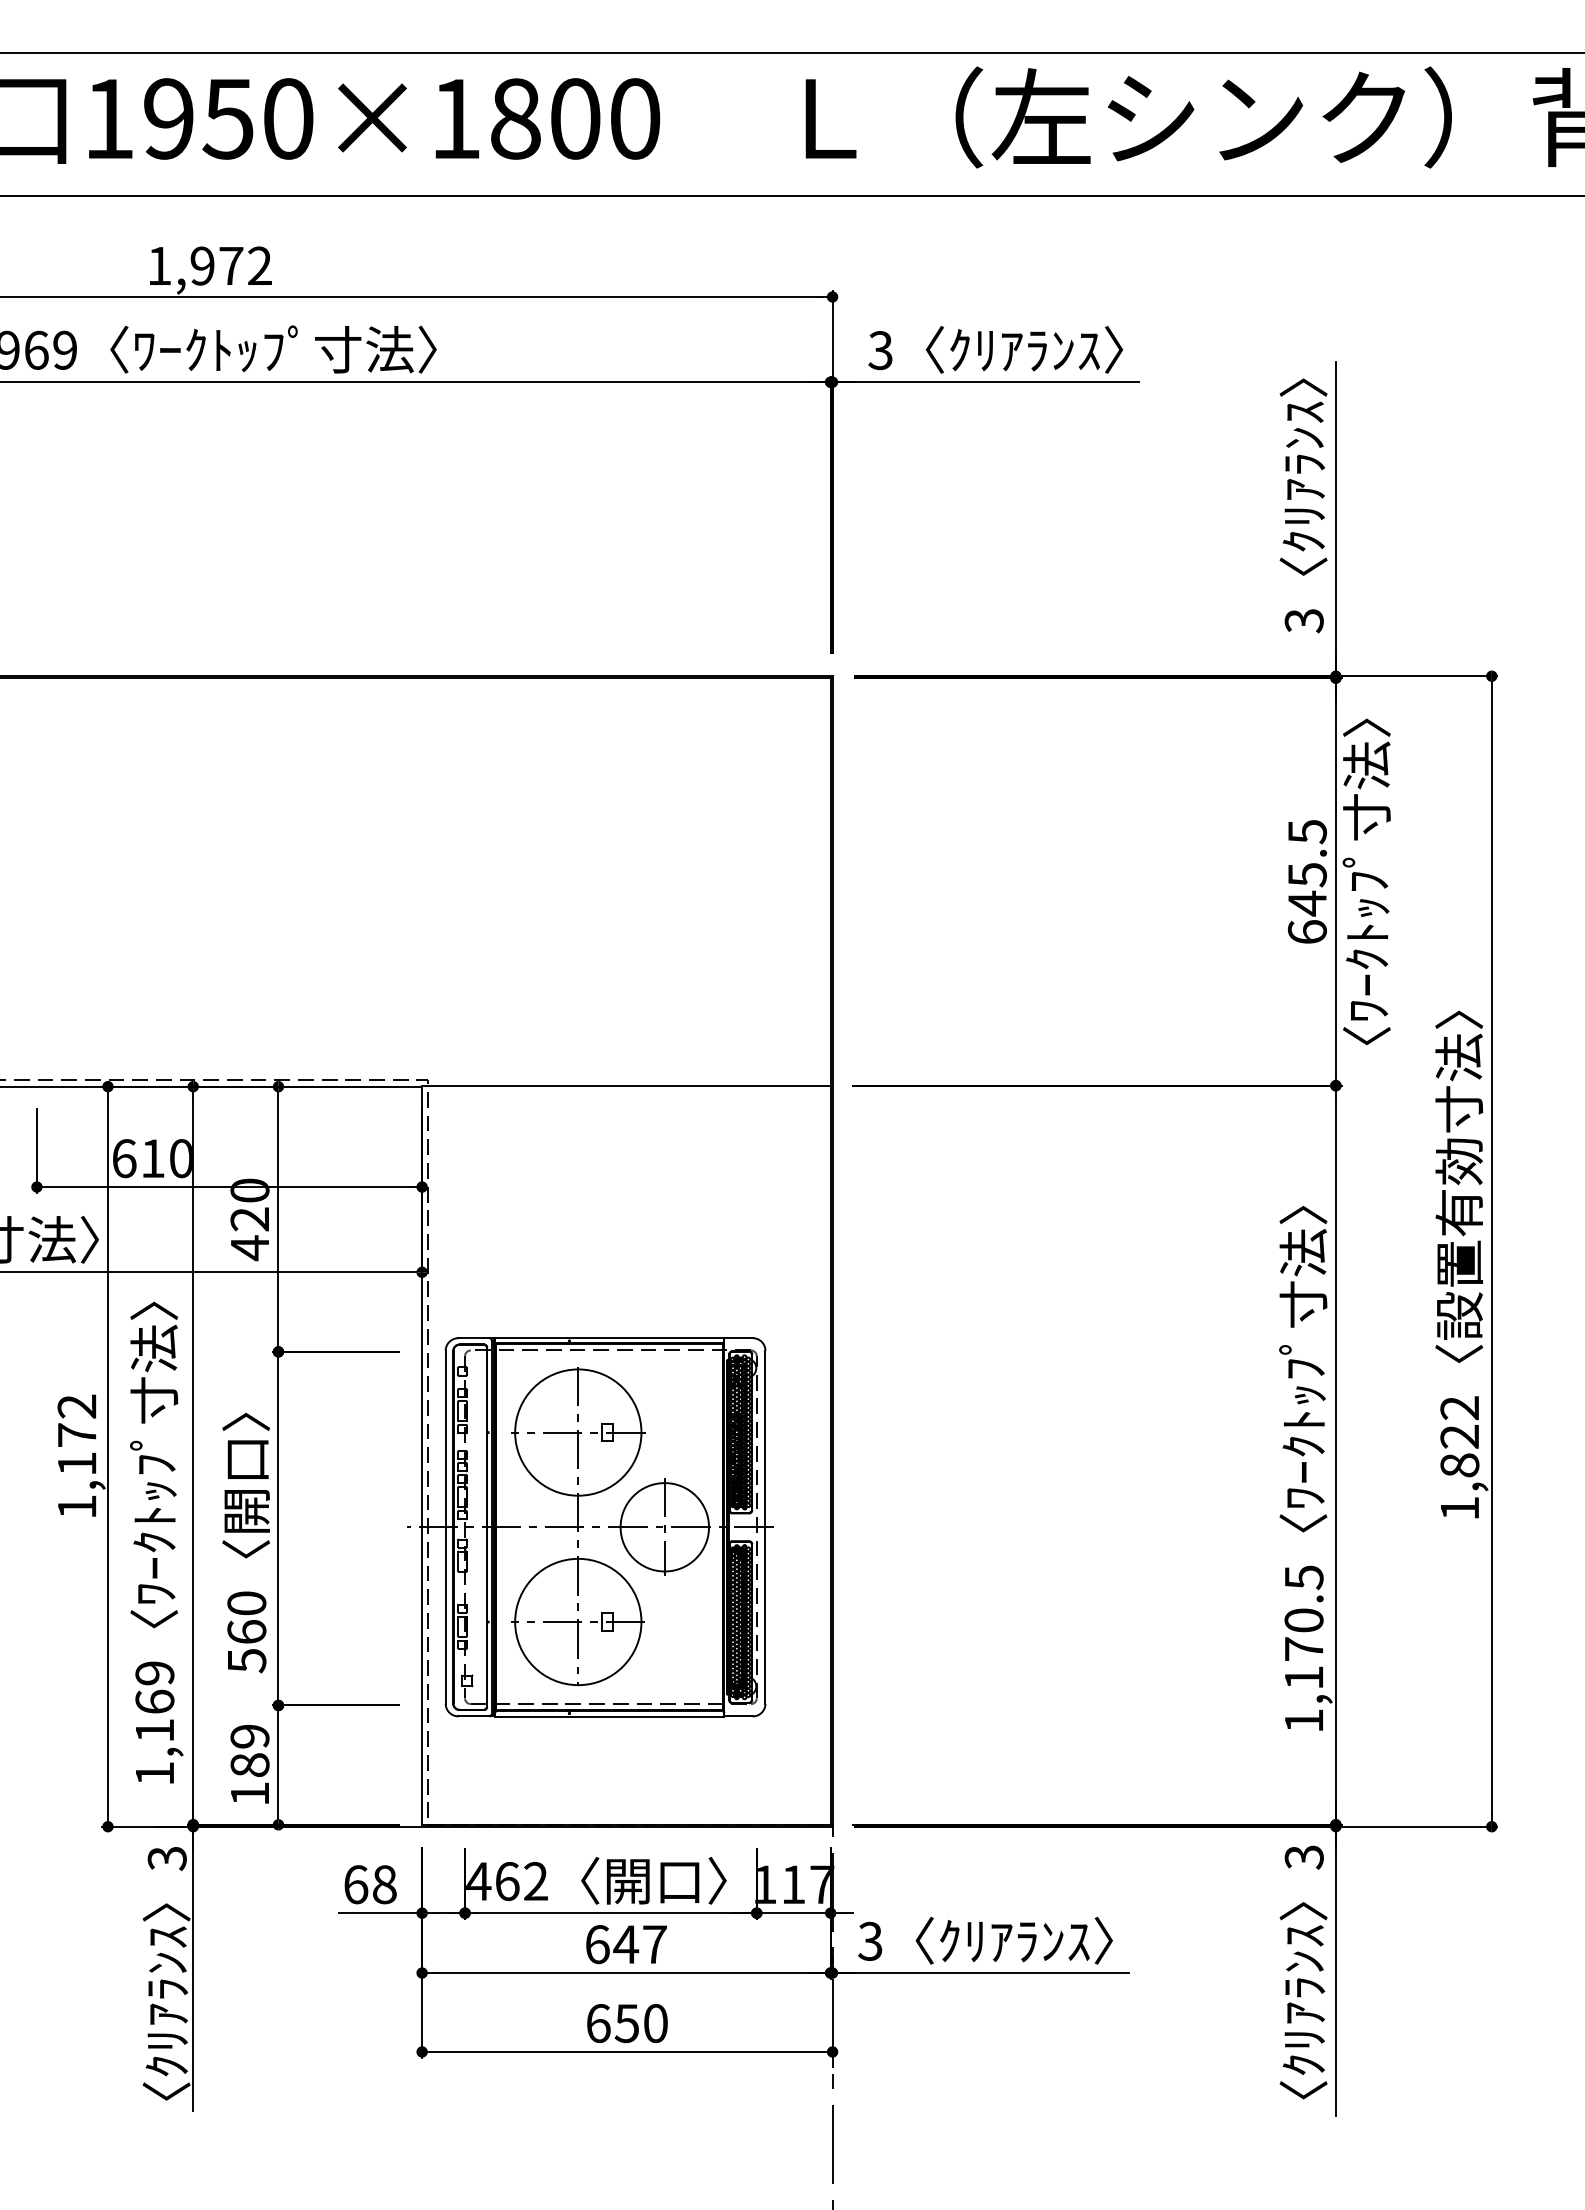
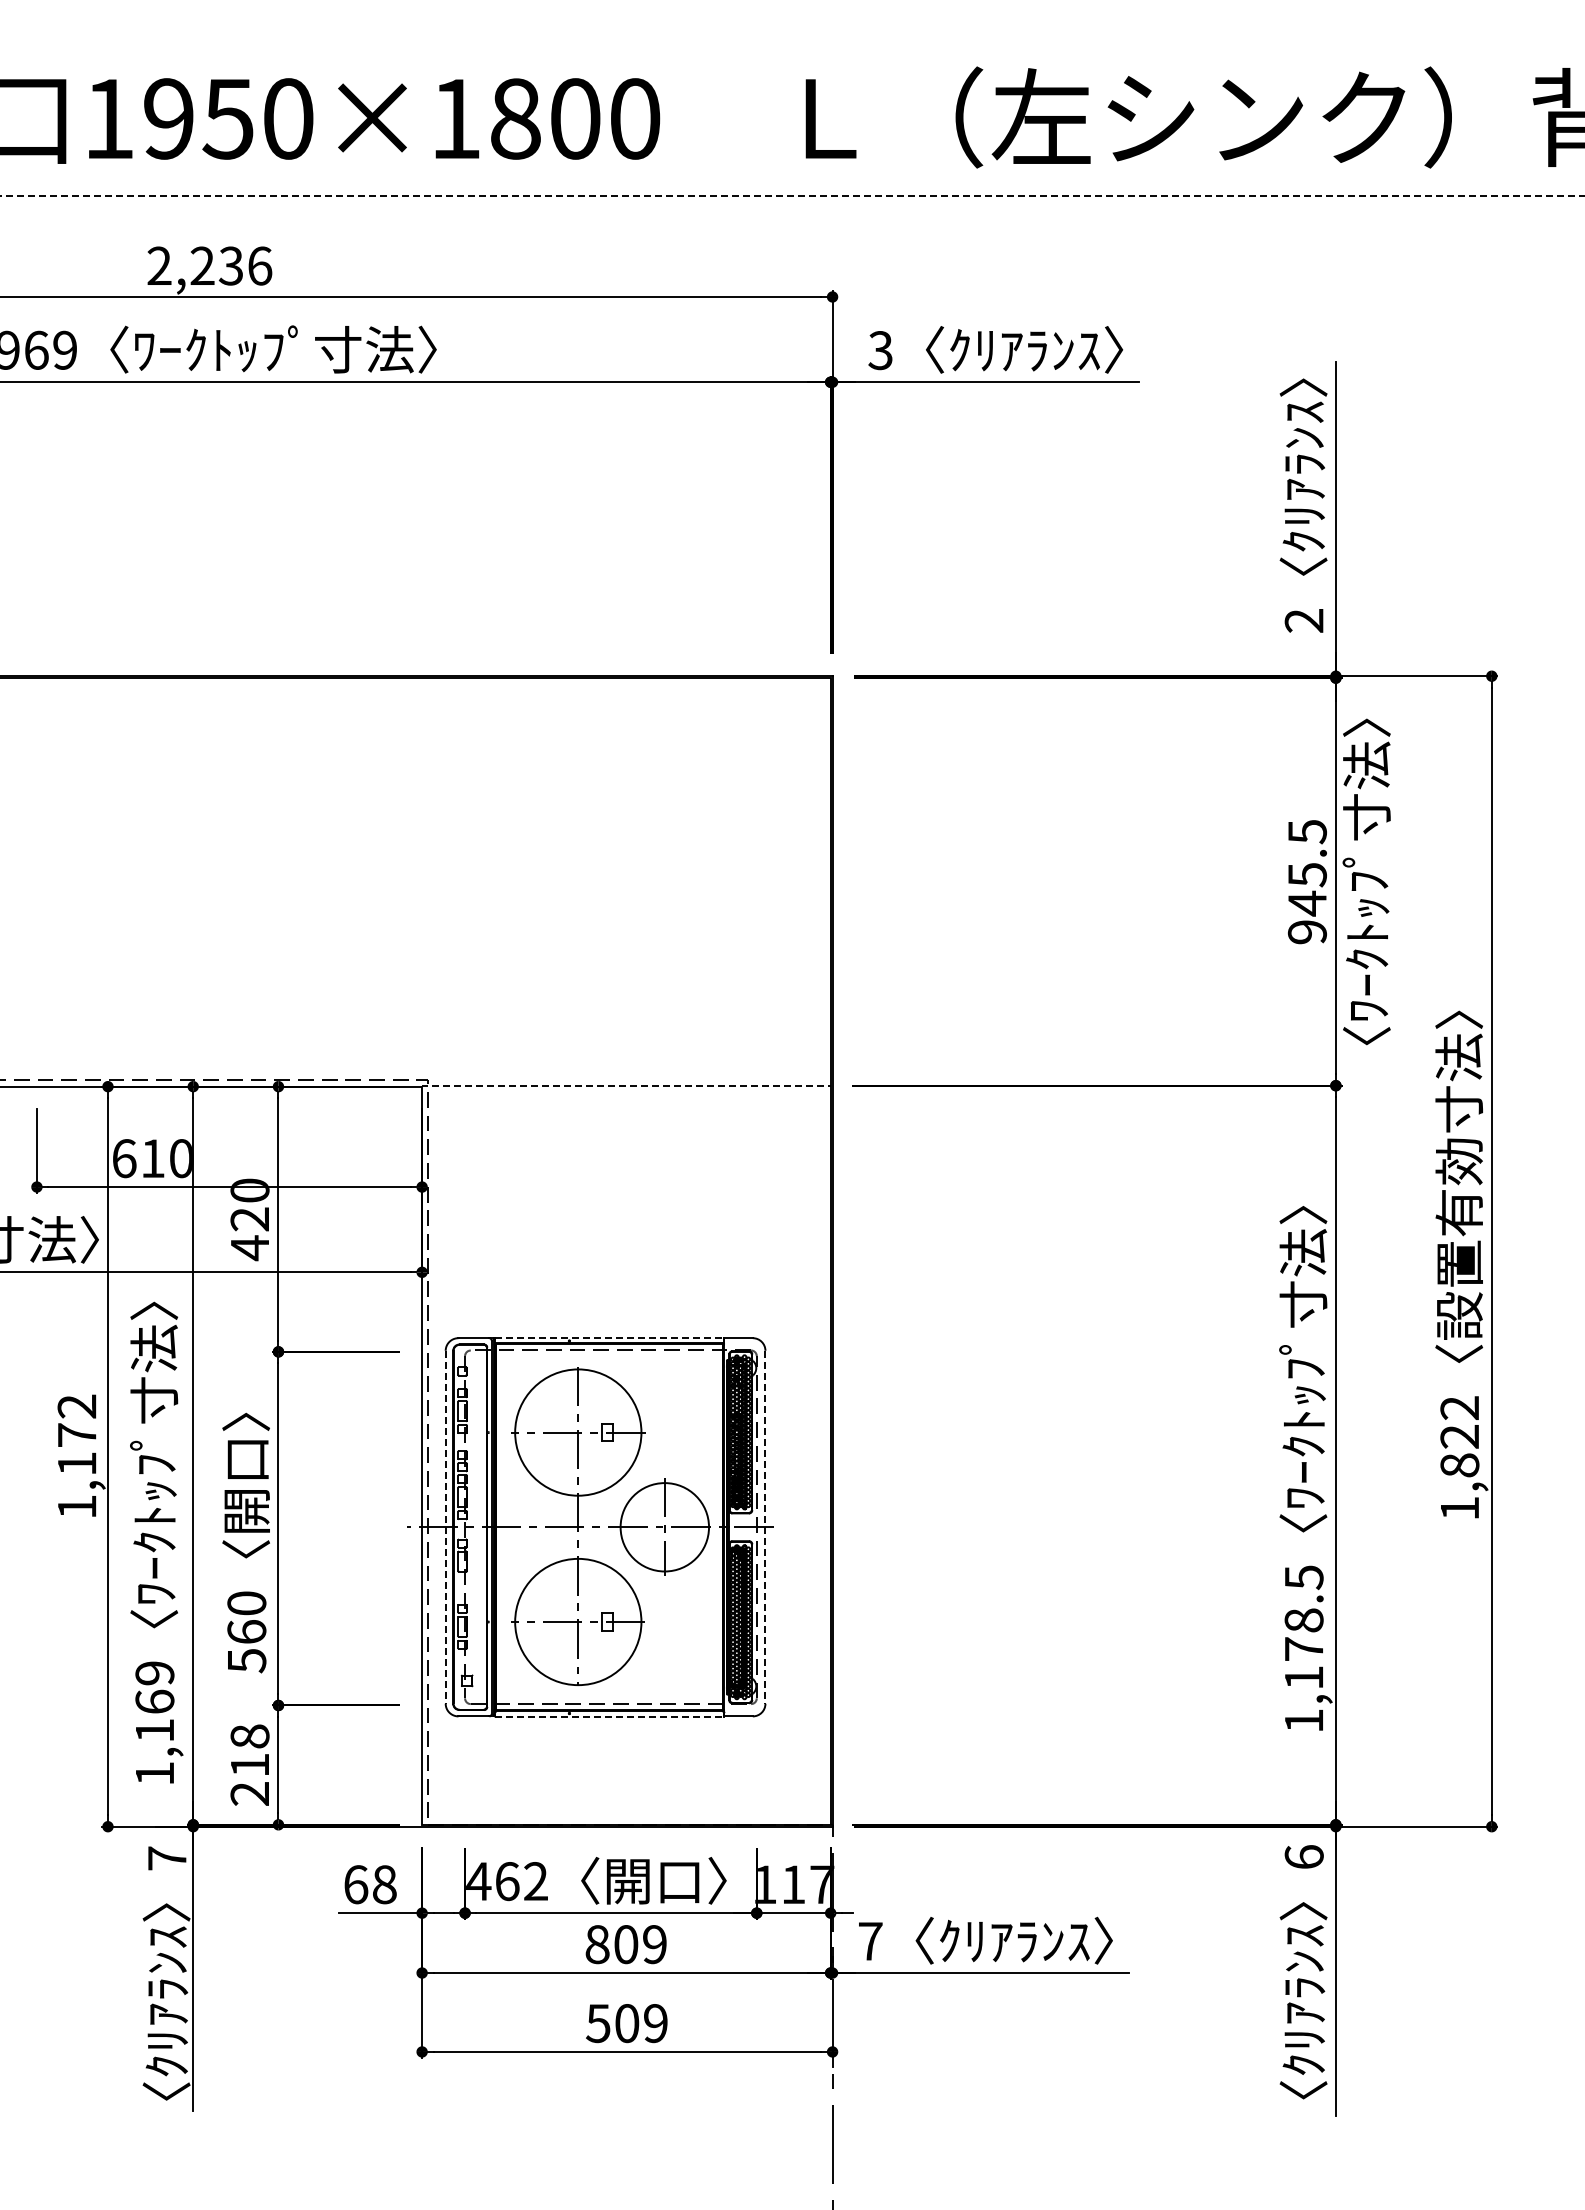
line: present -> none (791, 53)
line: solid -> dashed (793, 196)
text: 1,972 -> 2,236 (209, 265)
text: 3 -> 2 (1303, 621)
text: 645.5 -> 945.5 (1306, 932)
line: solid -> dashed (625, 1085)
line: solid -> dashed (609, 1337)
line: solid -> dashed (445, 1527)
line: solid -> dashed (765, 1527)
text: 1,170.5 -> 1,178.5 (1303, 1620)
line: solid -> dashed (609, 1716)
text: 189 -> 218 (249, 1764)
text: 3 -> 6 (1303, 1857)
text: 3 -> 7 (166, 1858)
text: 3 -> 7 (870, 1940)
text: 647 -> 809 (625, 1944)
text: 650 -> 509 (626, 2023)
